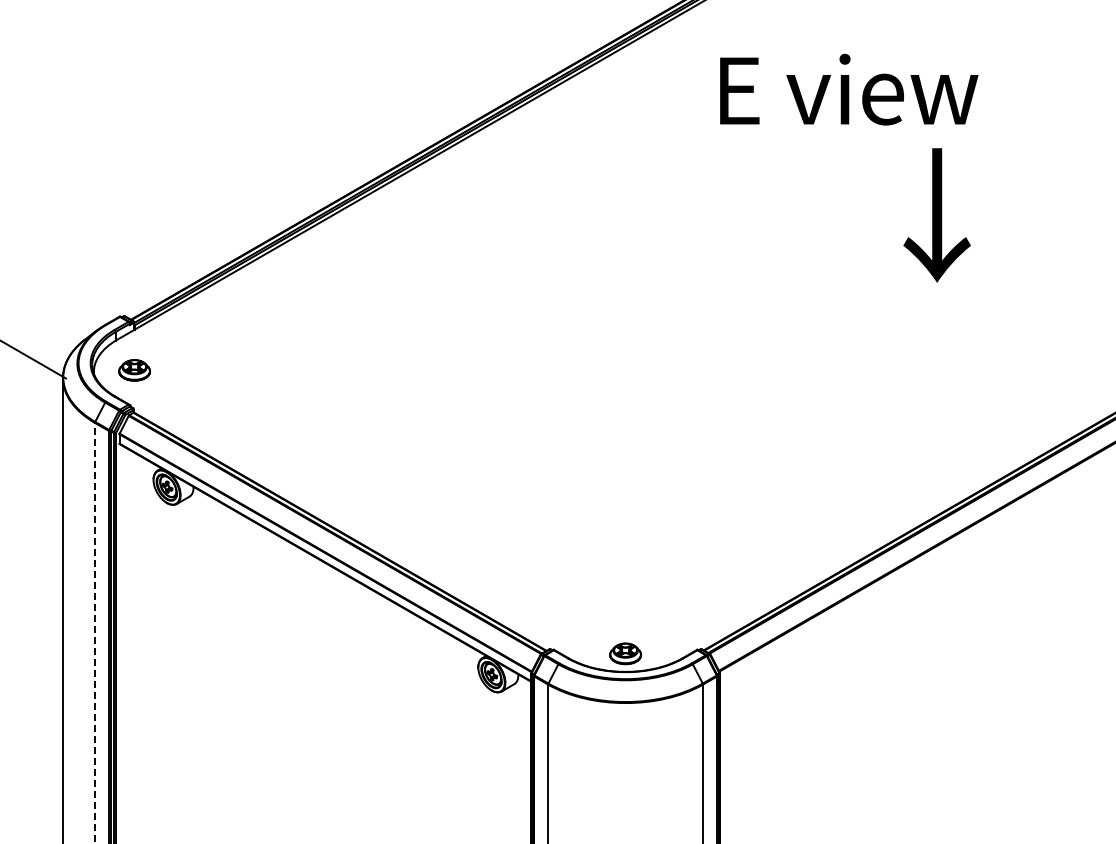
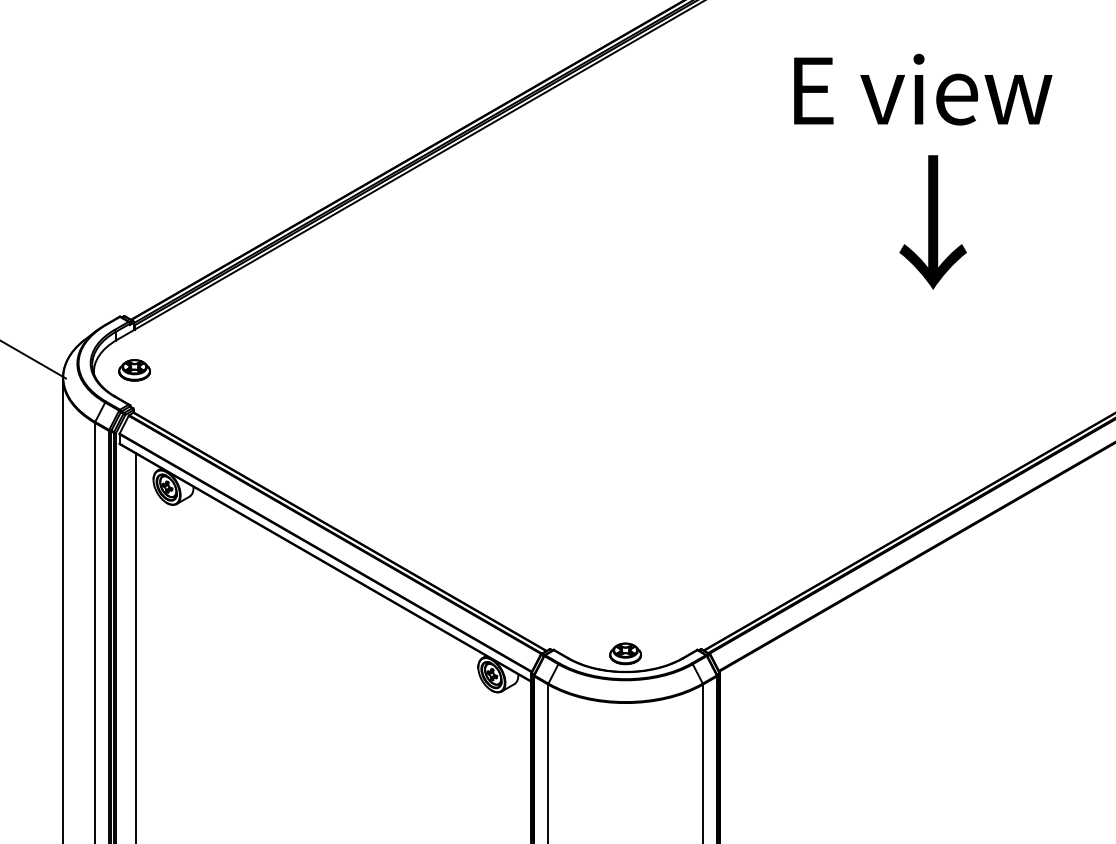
text position: (849, 89) -> (923, 89) (923, 89)
text position: (936, 215) -> (932, 222) (932, 222)
line: dashed -> solid (94, 632)
line: none -> present (135, 646)
